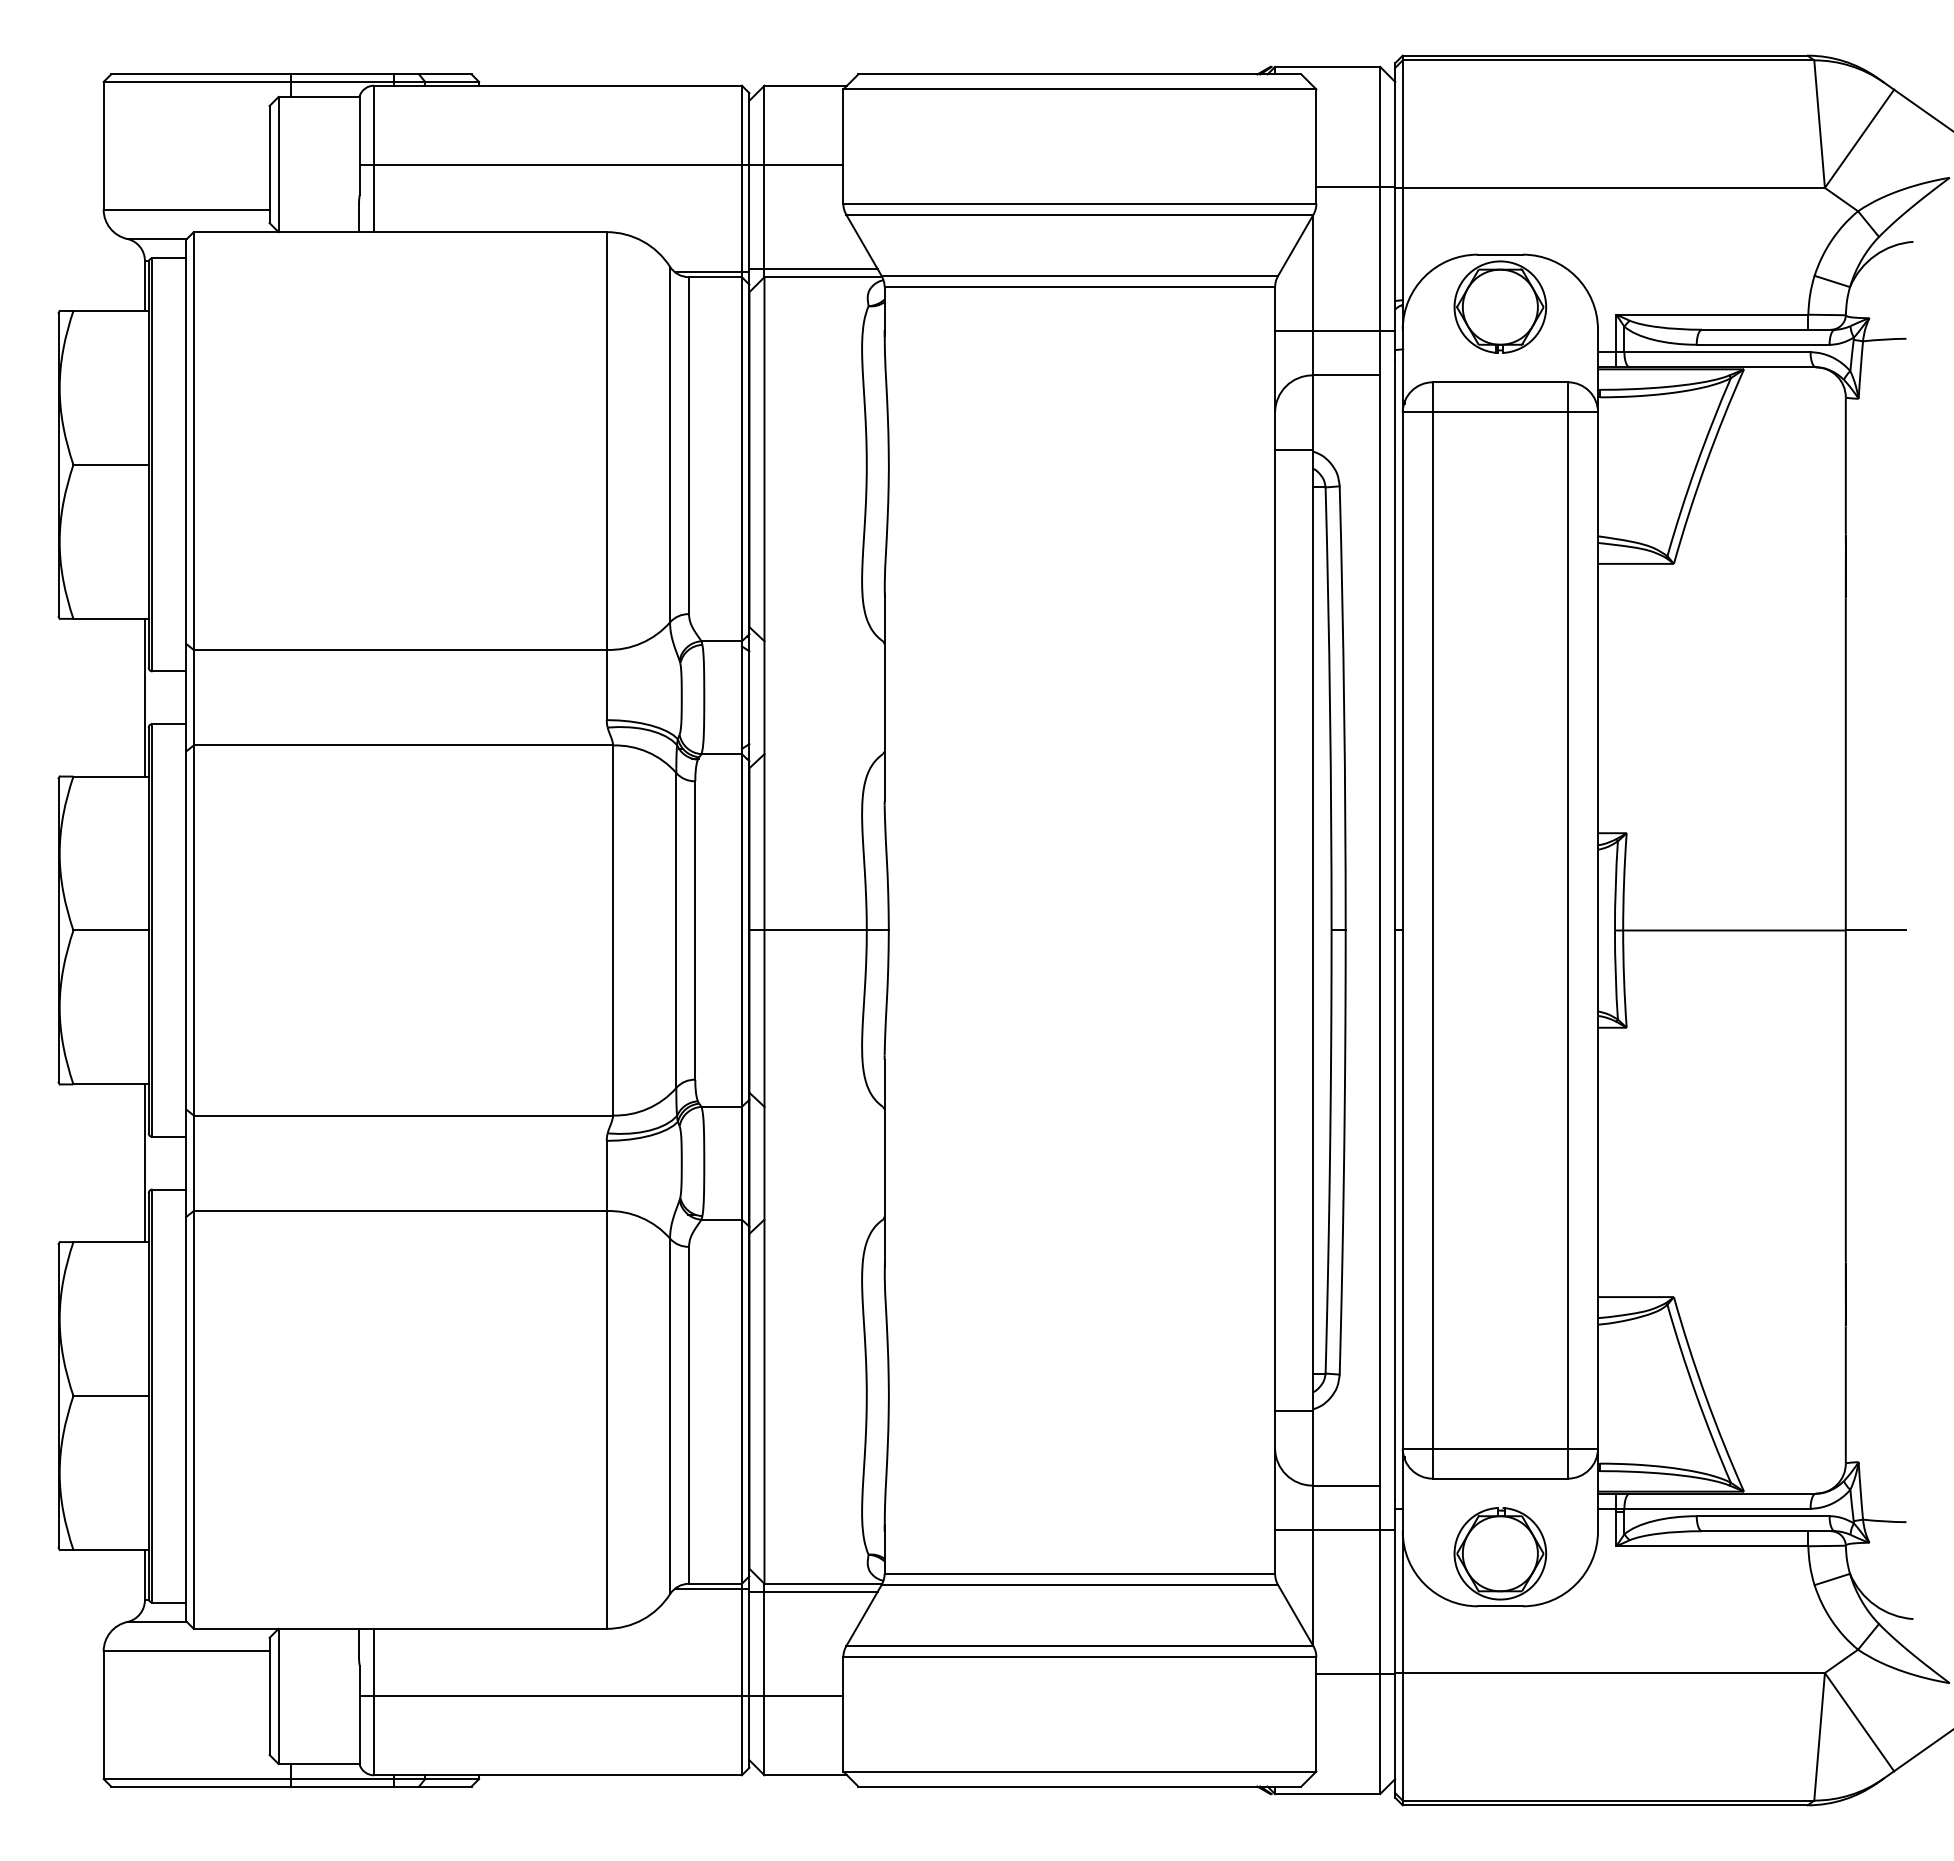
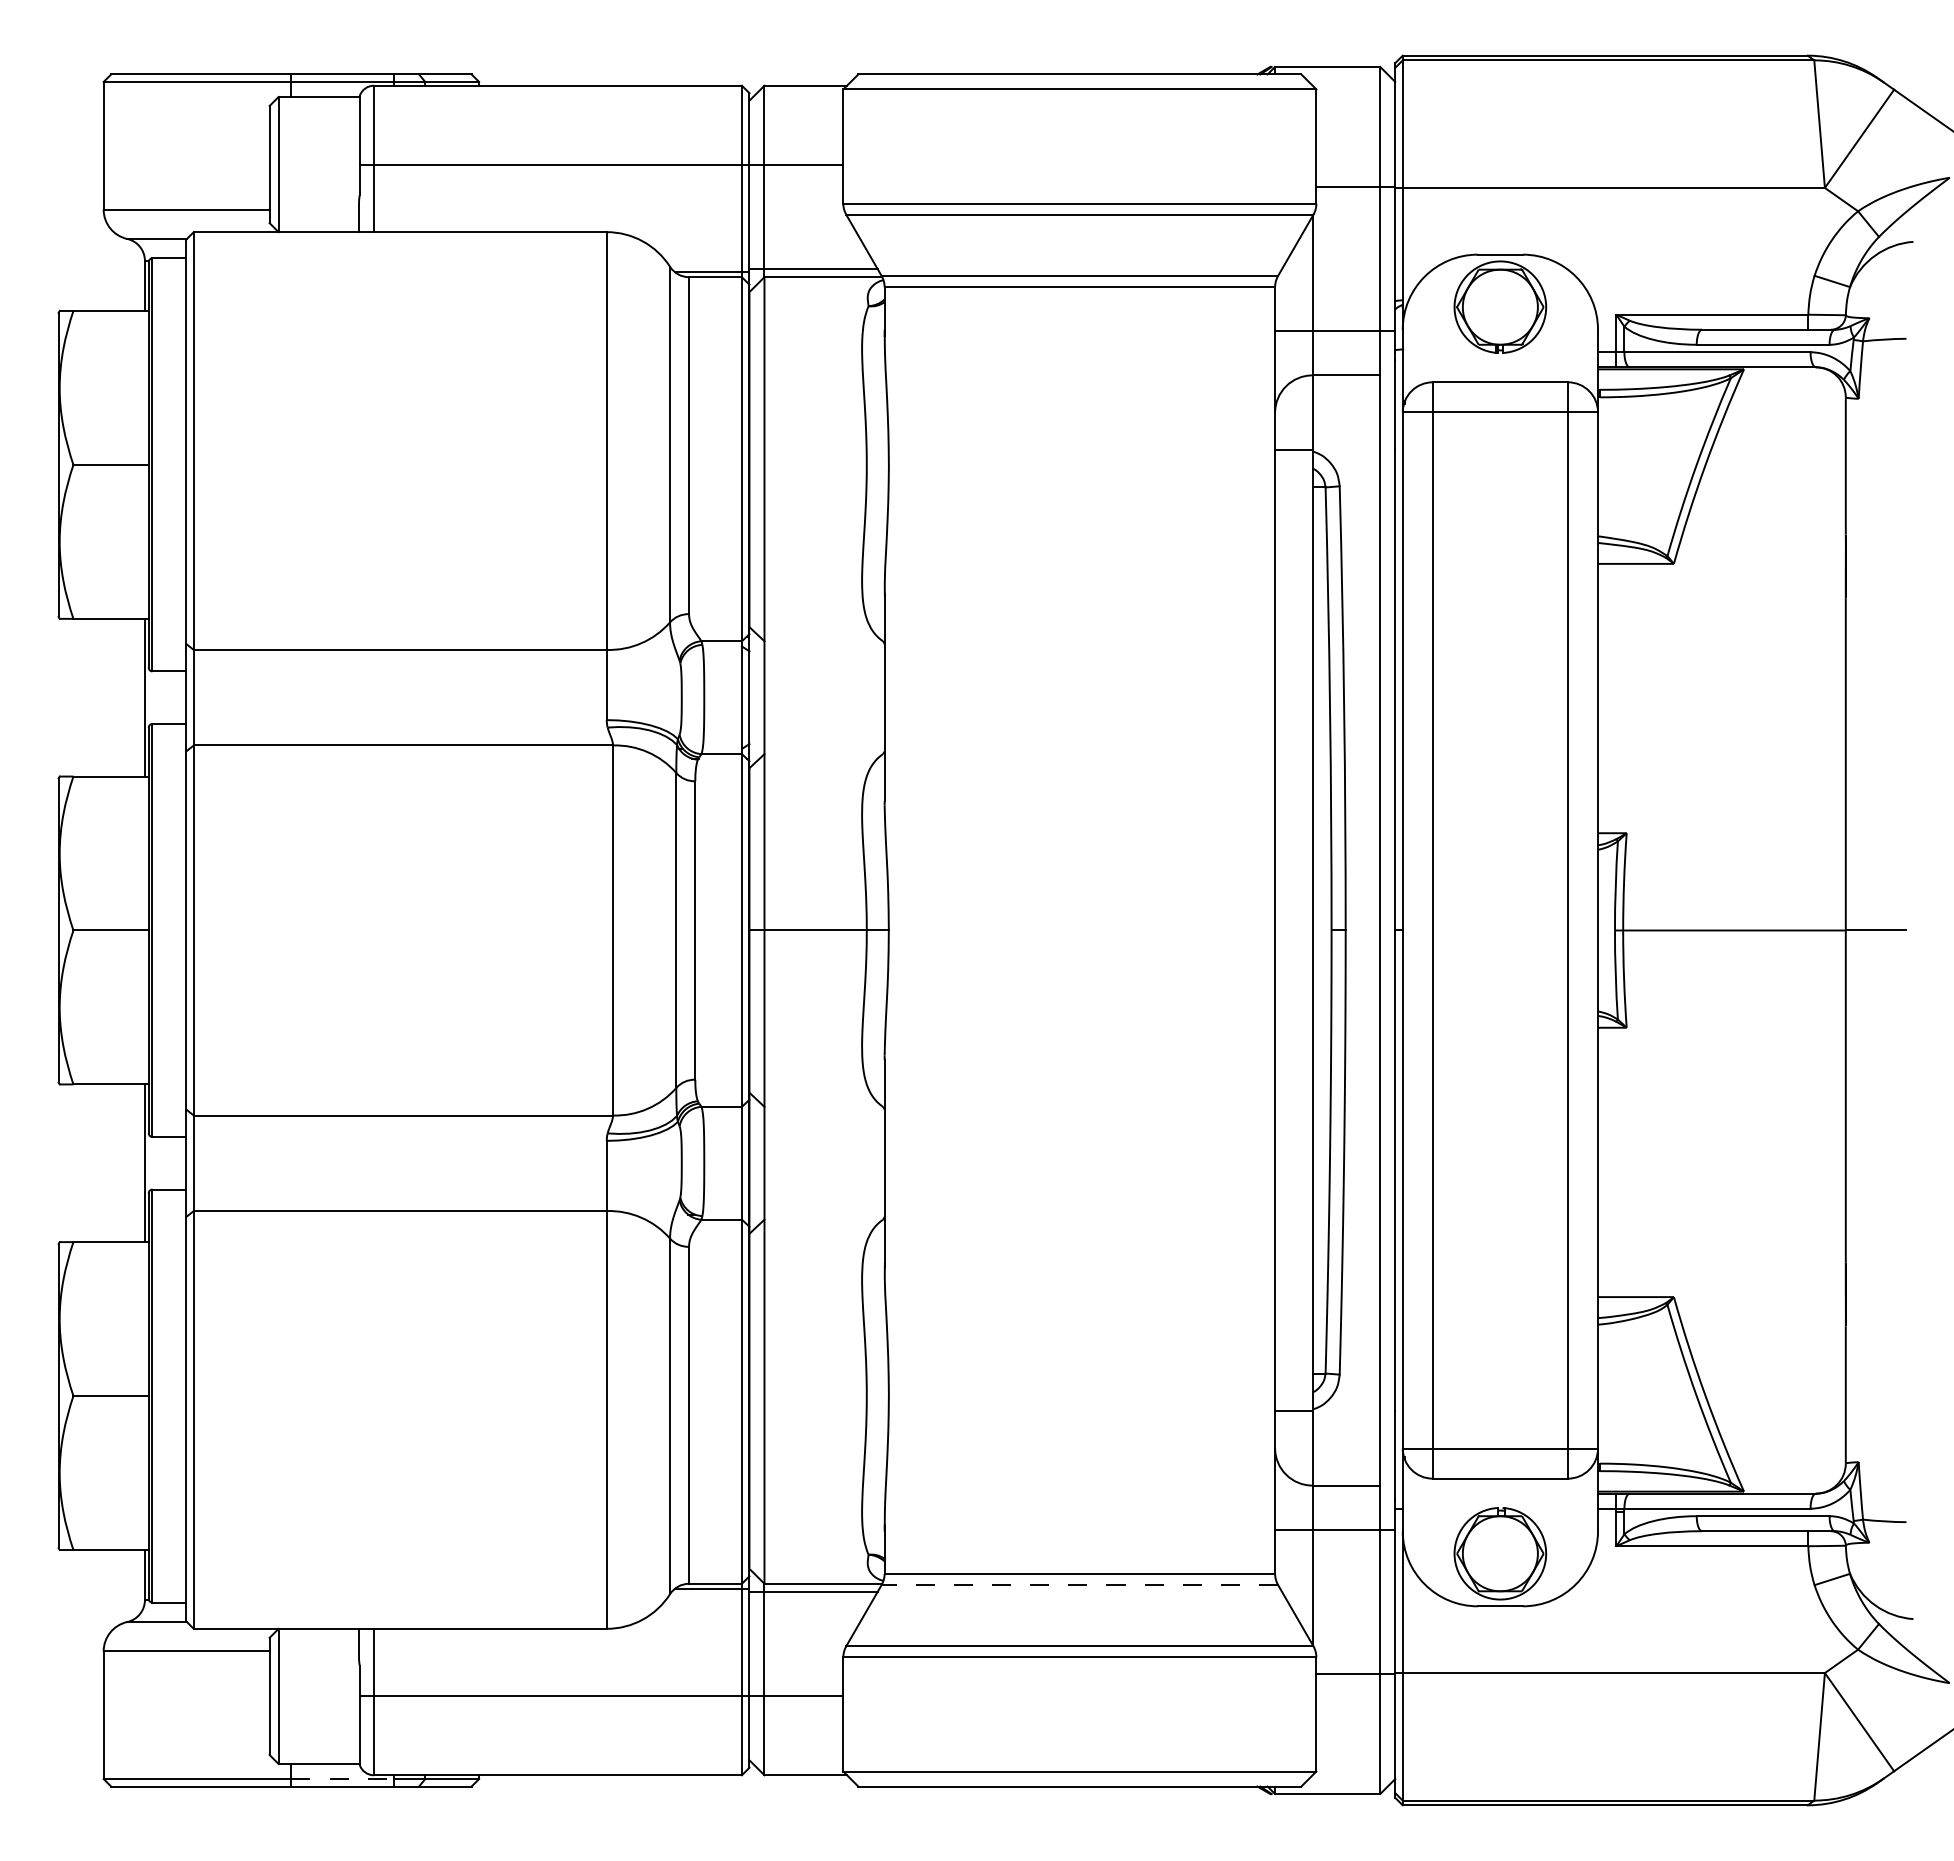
line: solid -> dashed (1079, 1585)
line: solid -> dashed (342, 1779)
